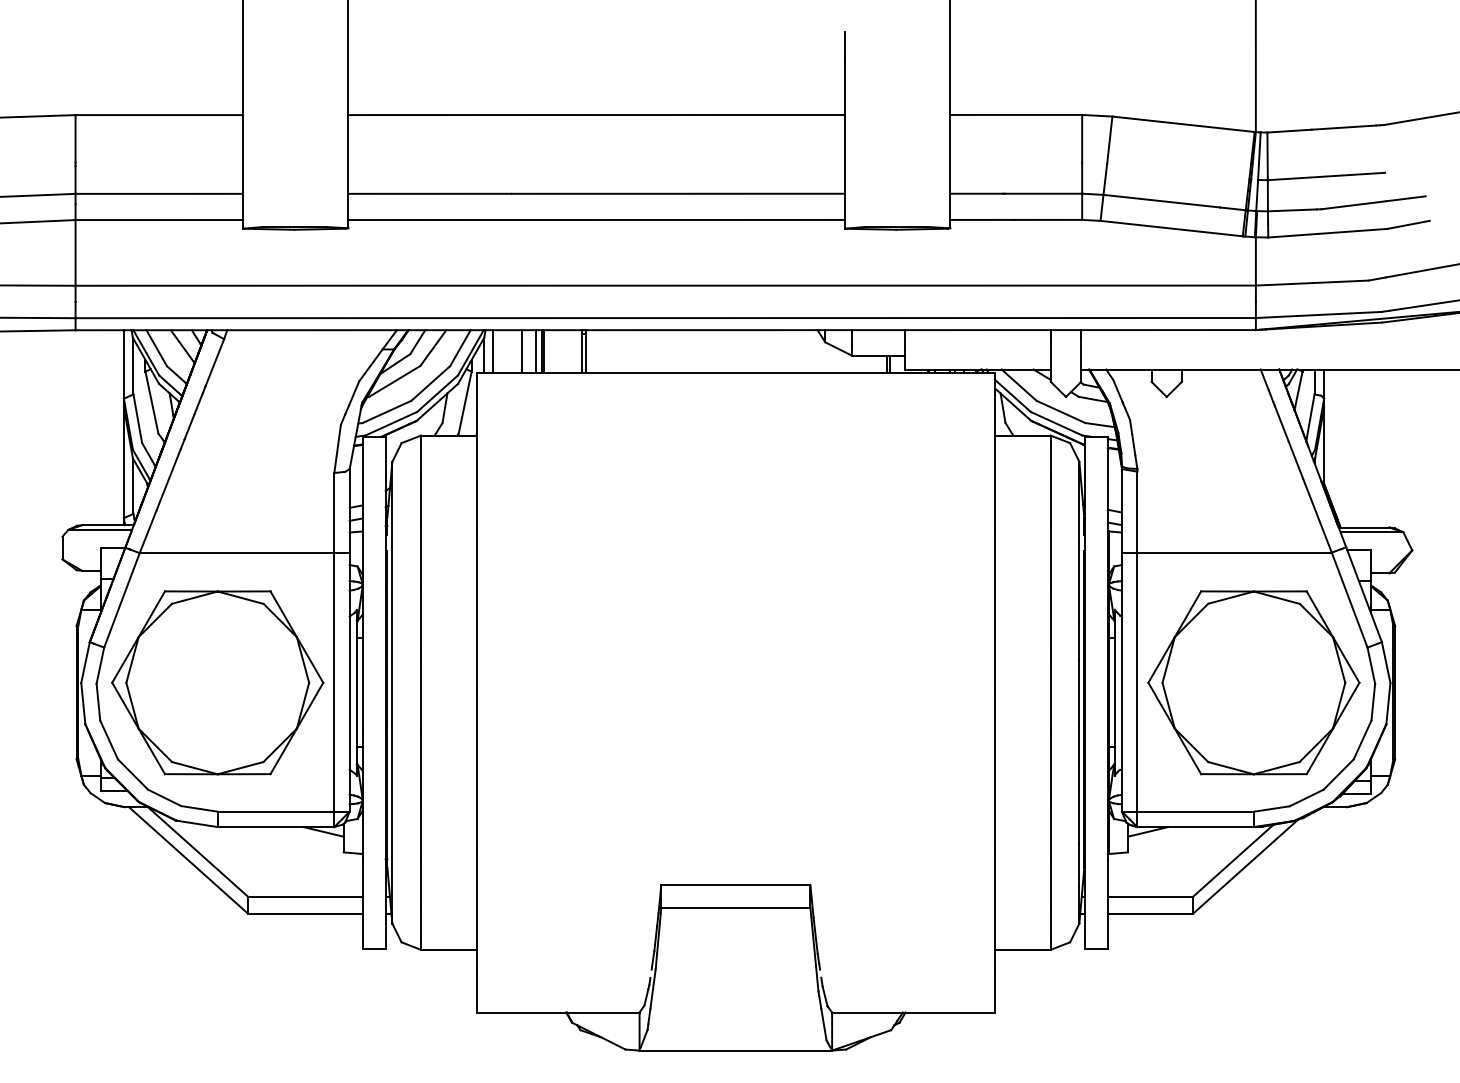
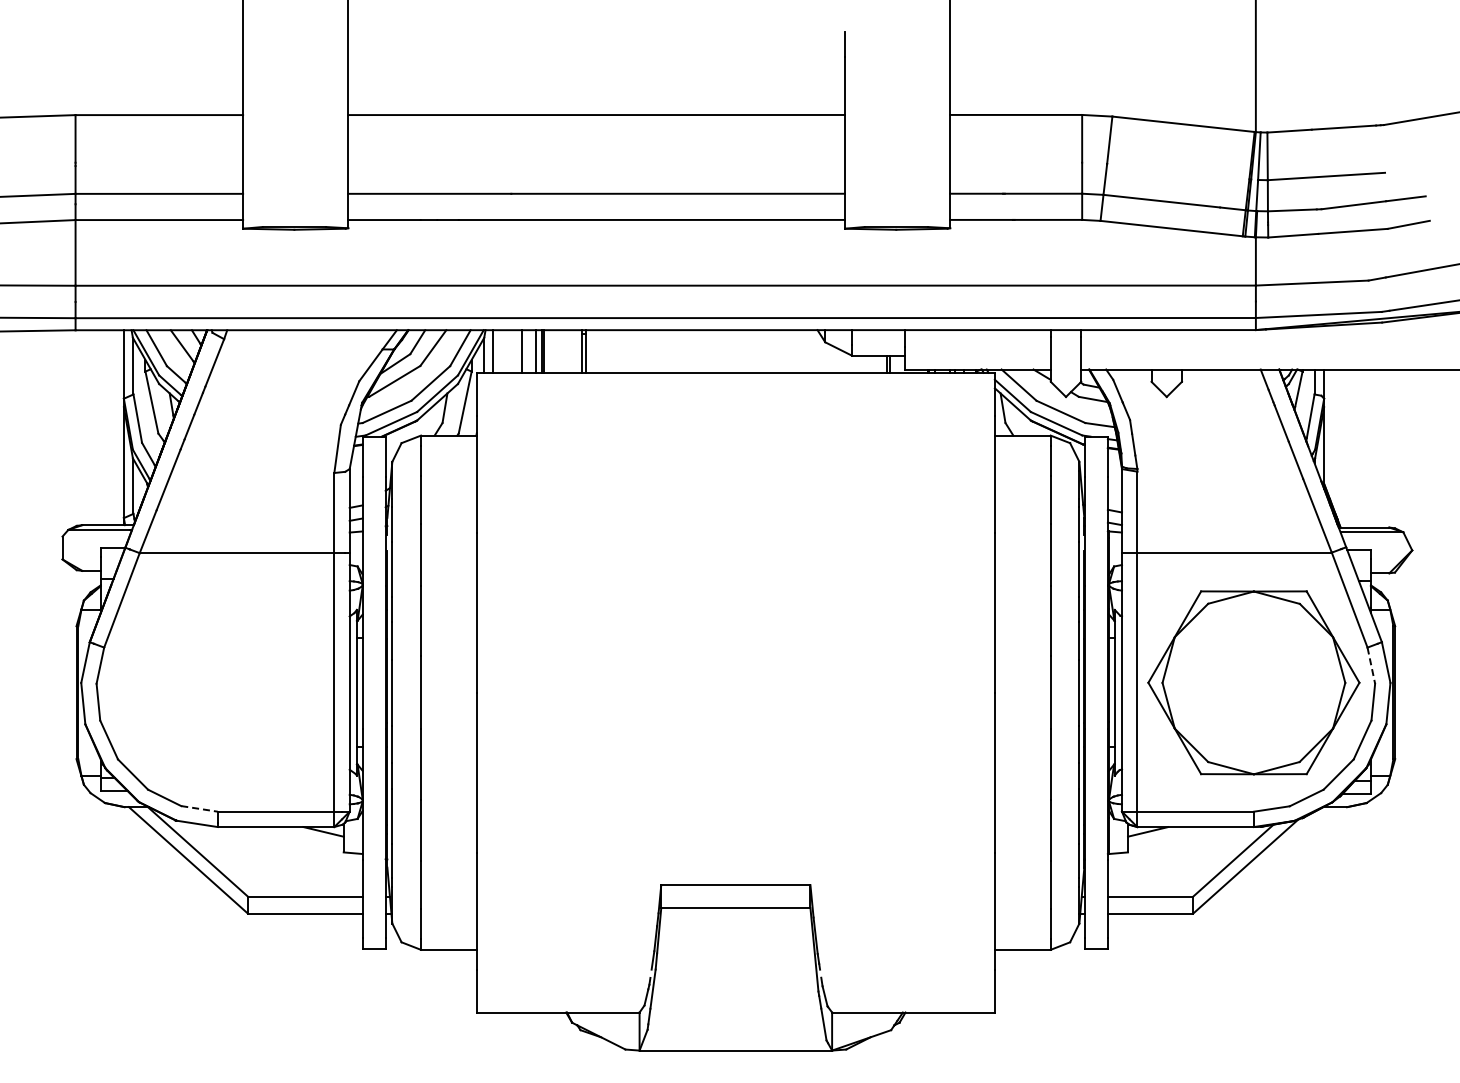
line: solid -> dashed (1371, 666)
part: present -> none (217, 682)
line: solid -> dashed (200, 808)
